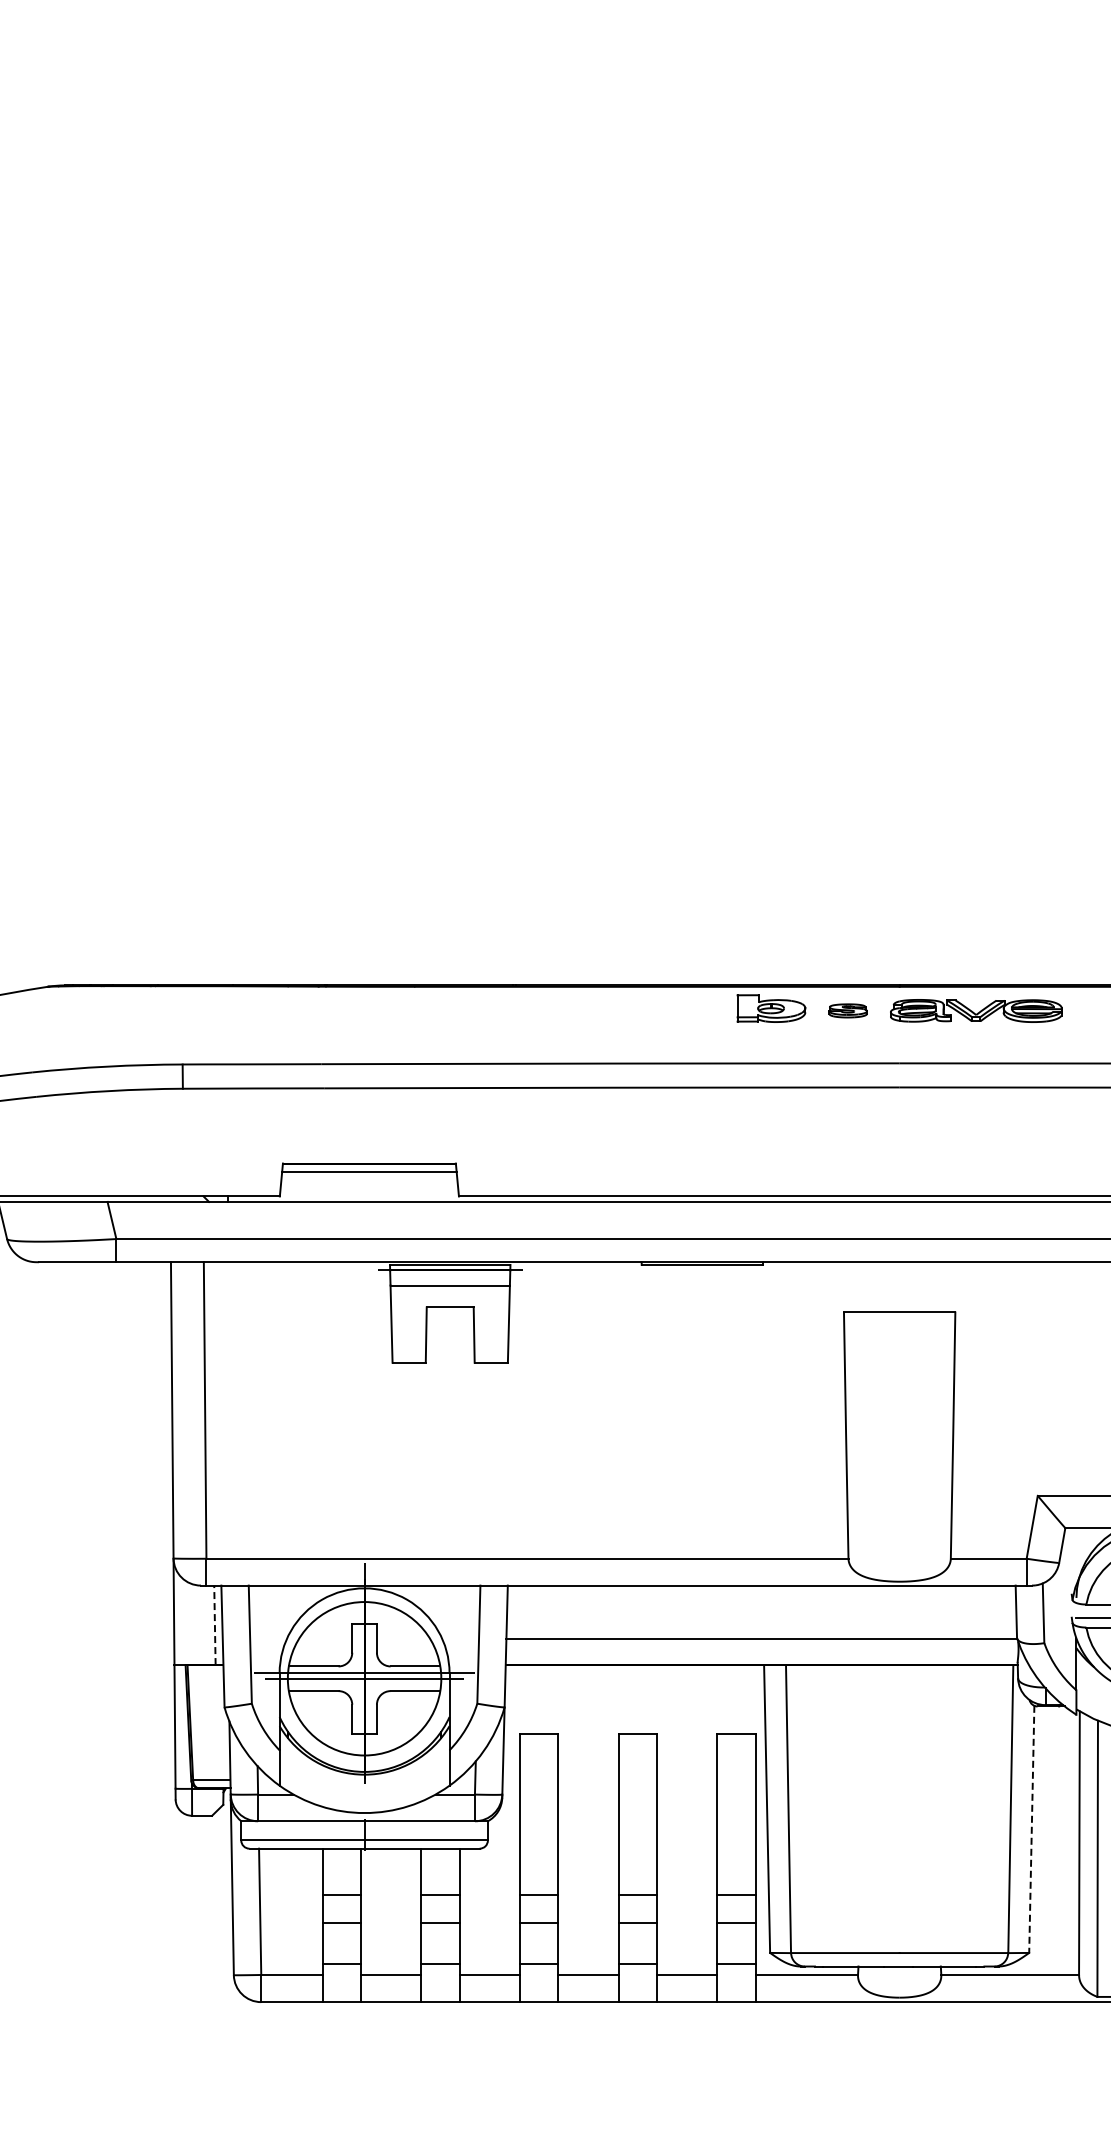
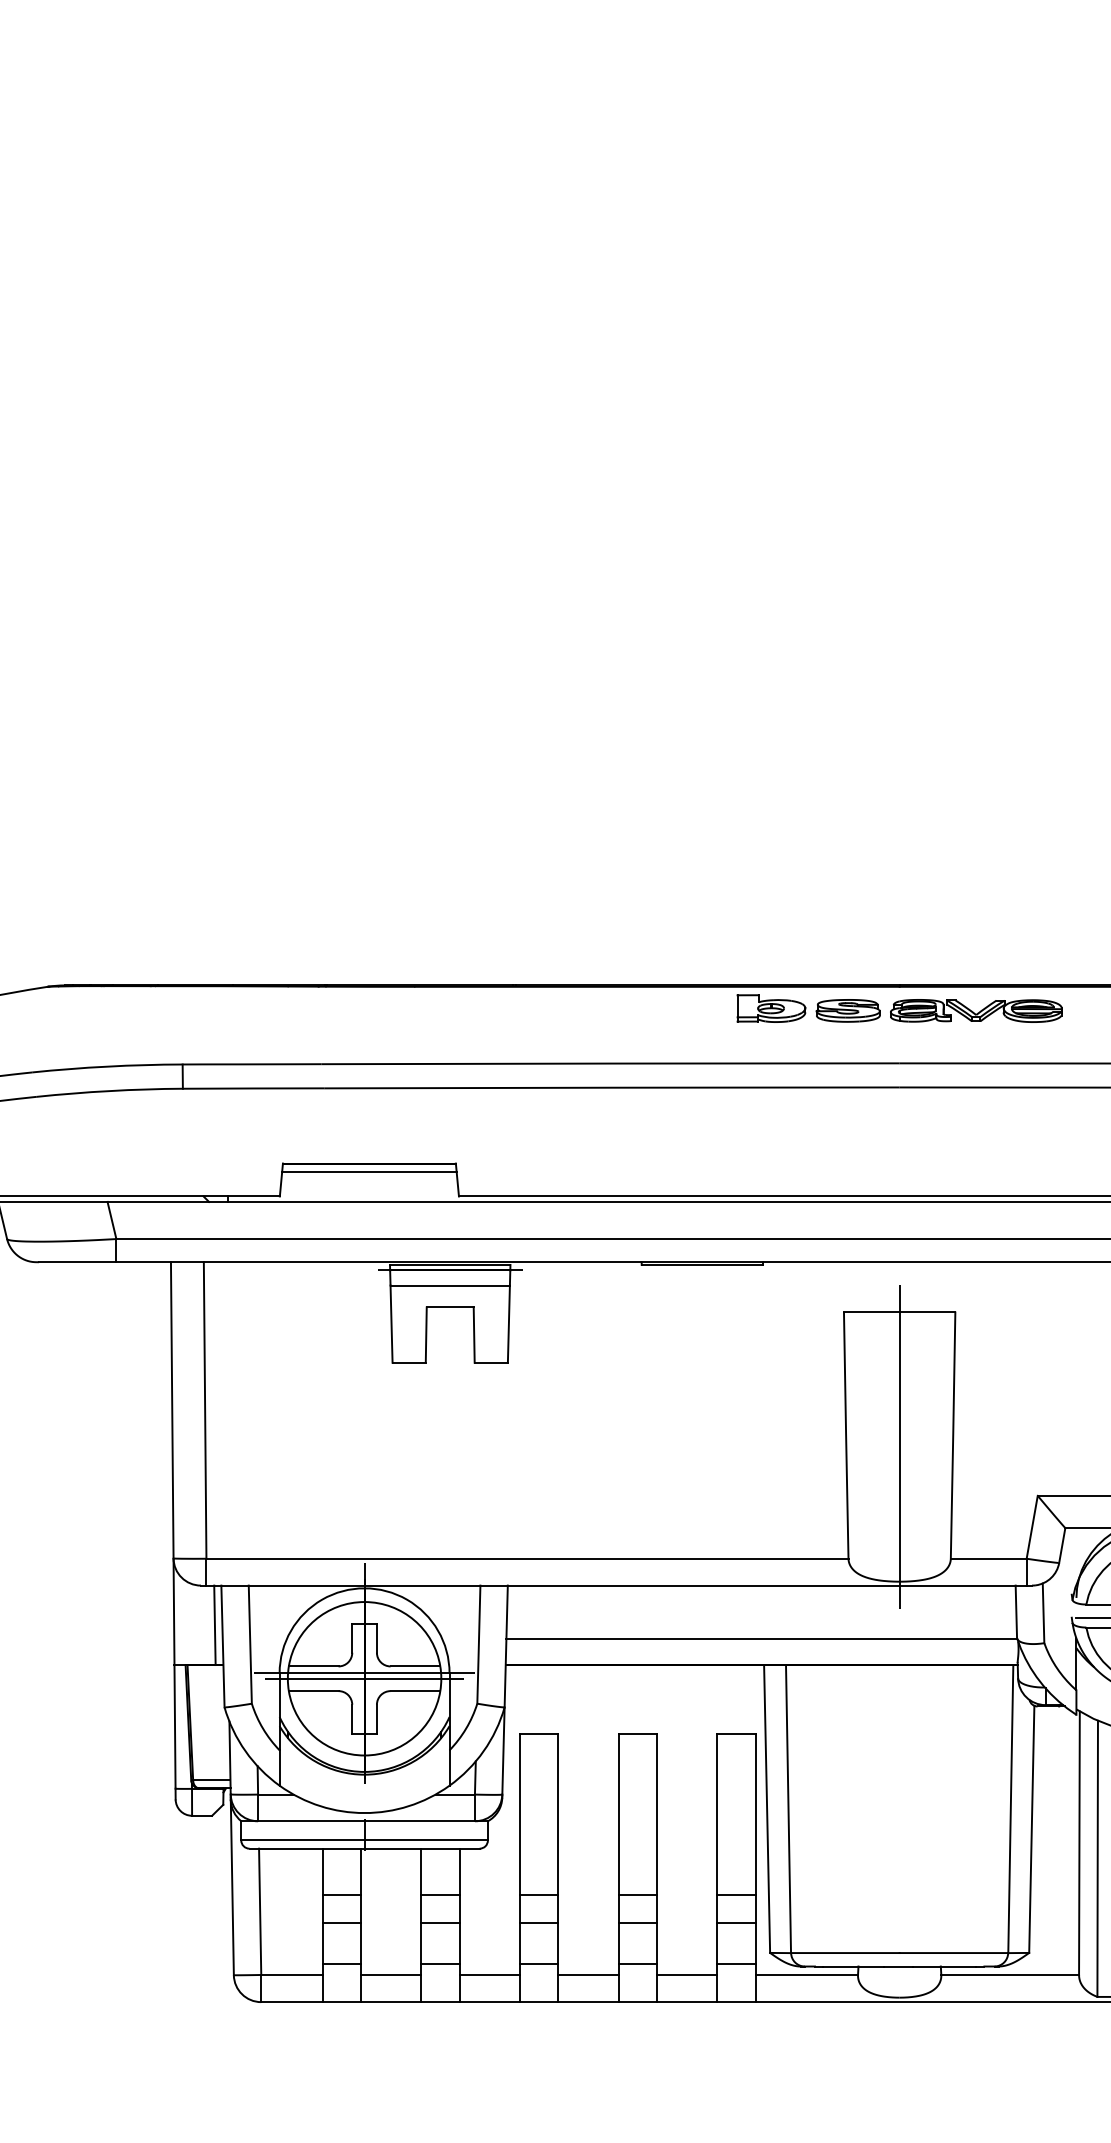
part size: 40x16 px -> 66x24 px (847, 1010)
line: none -> present (899, 1446)
line: dashed -> solid (214, 1625)
line: dashed -> solid (1031, 1829)
